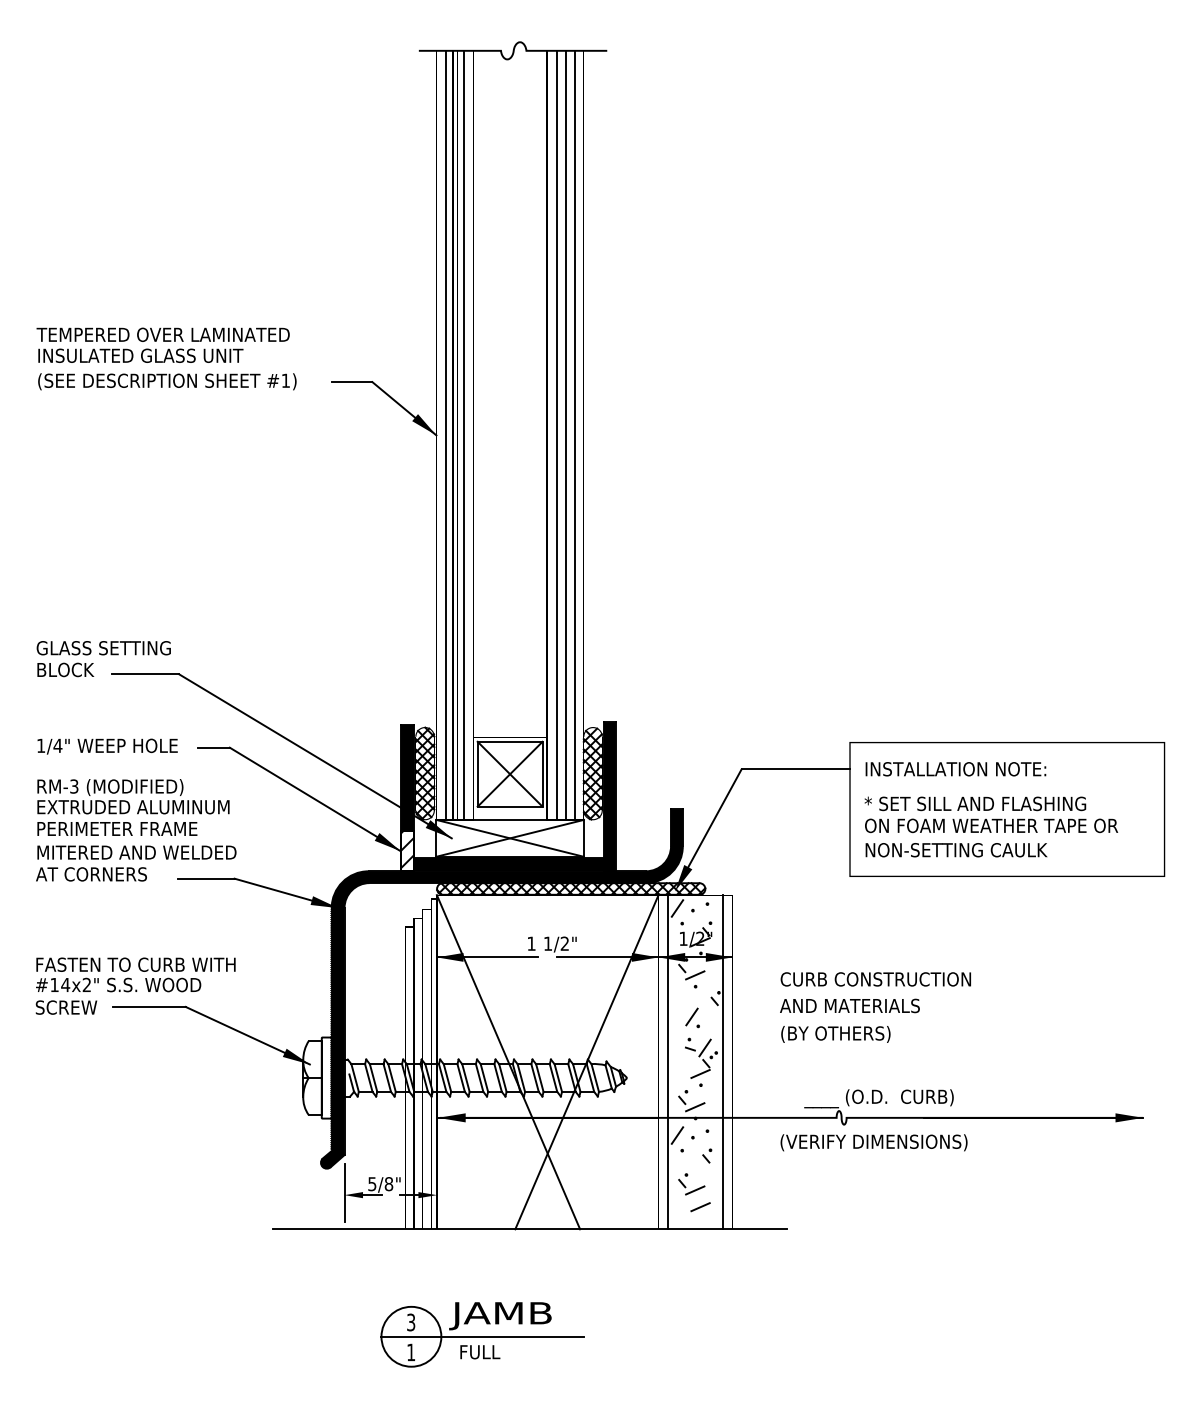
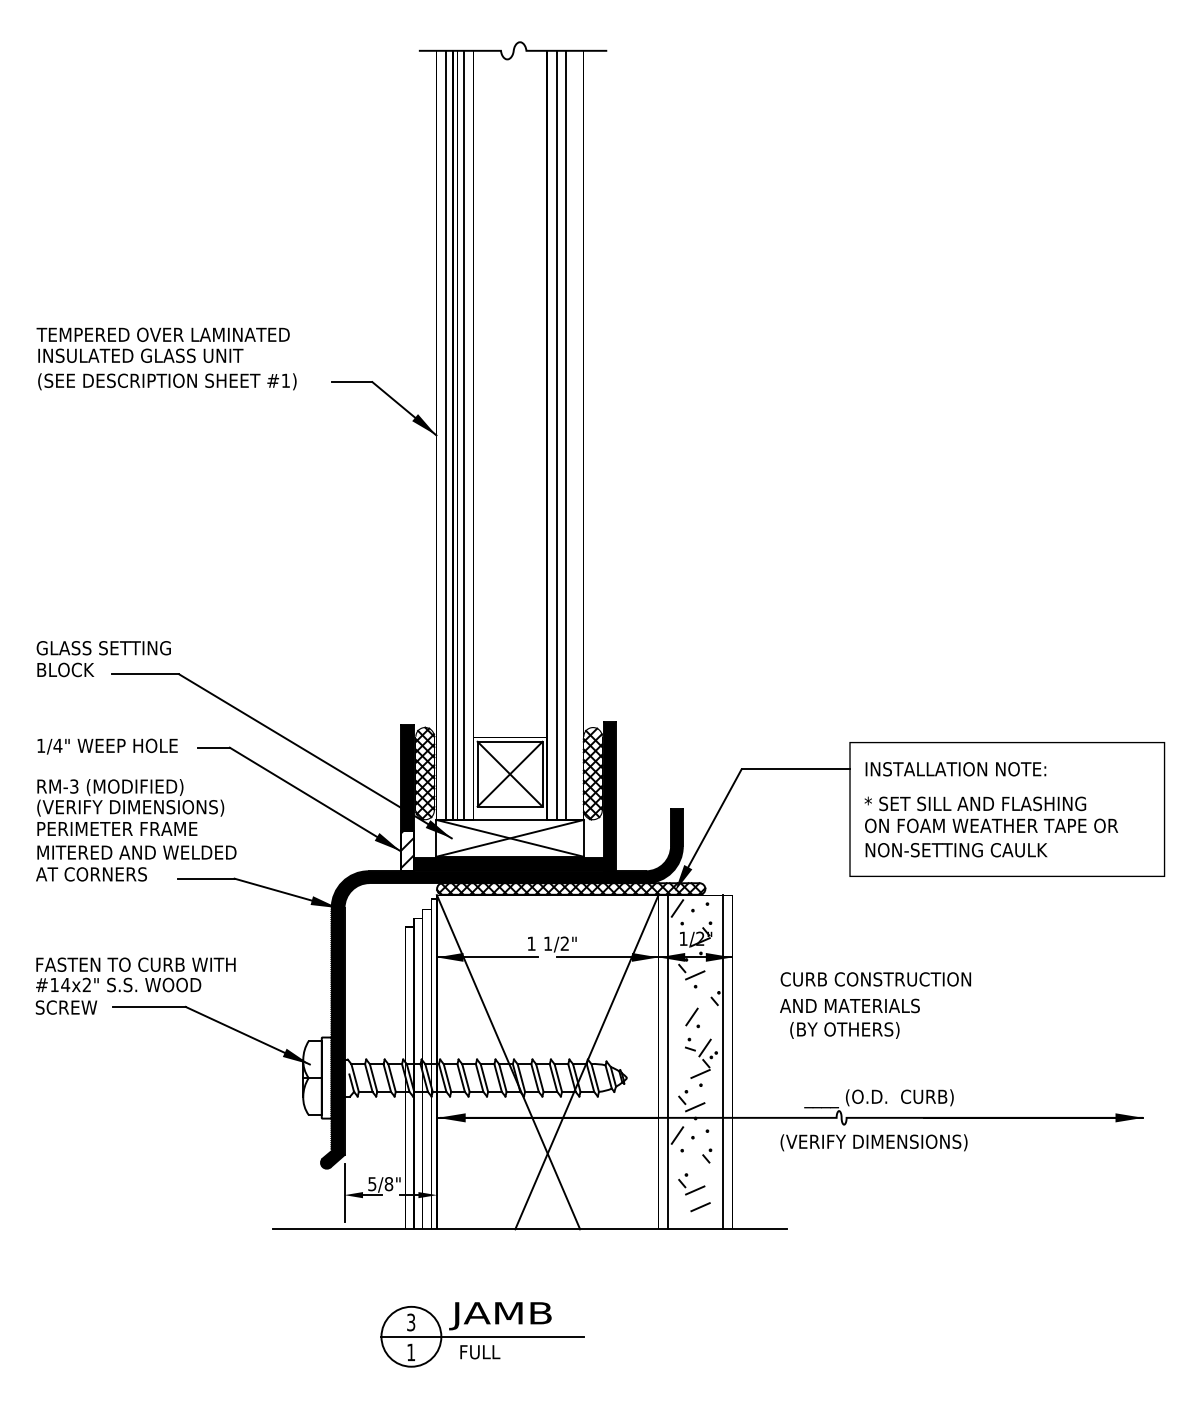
line: present -> none (574, 434)
text: EXTRUDED ALUMINUM -> (VERIFY DIMENSIONS) (133, 807)
text position: (835, 1034) -> (844, 1030) (844, 1030)
